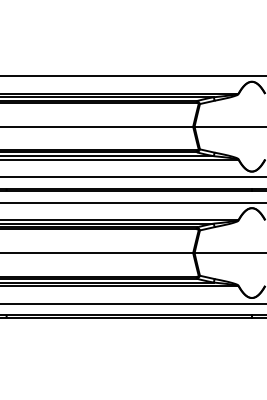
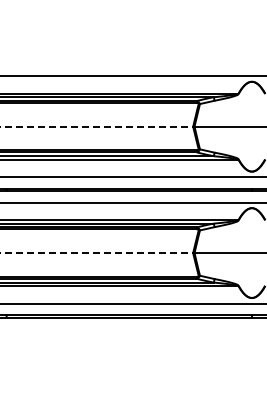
line: solid -> dashed (97, 126)
line: solid -> dashed (97, 253)
